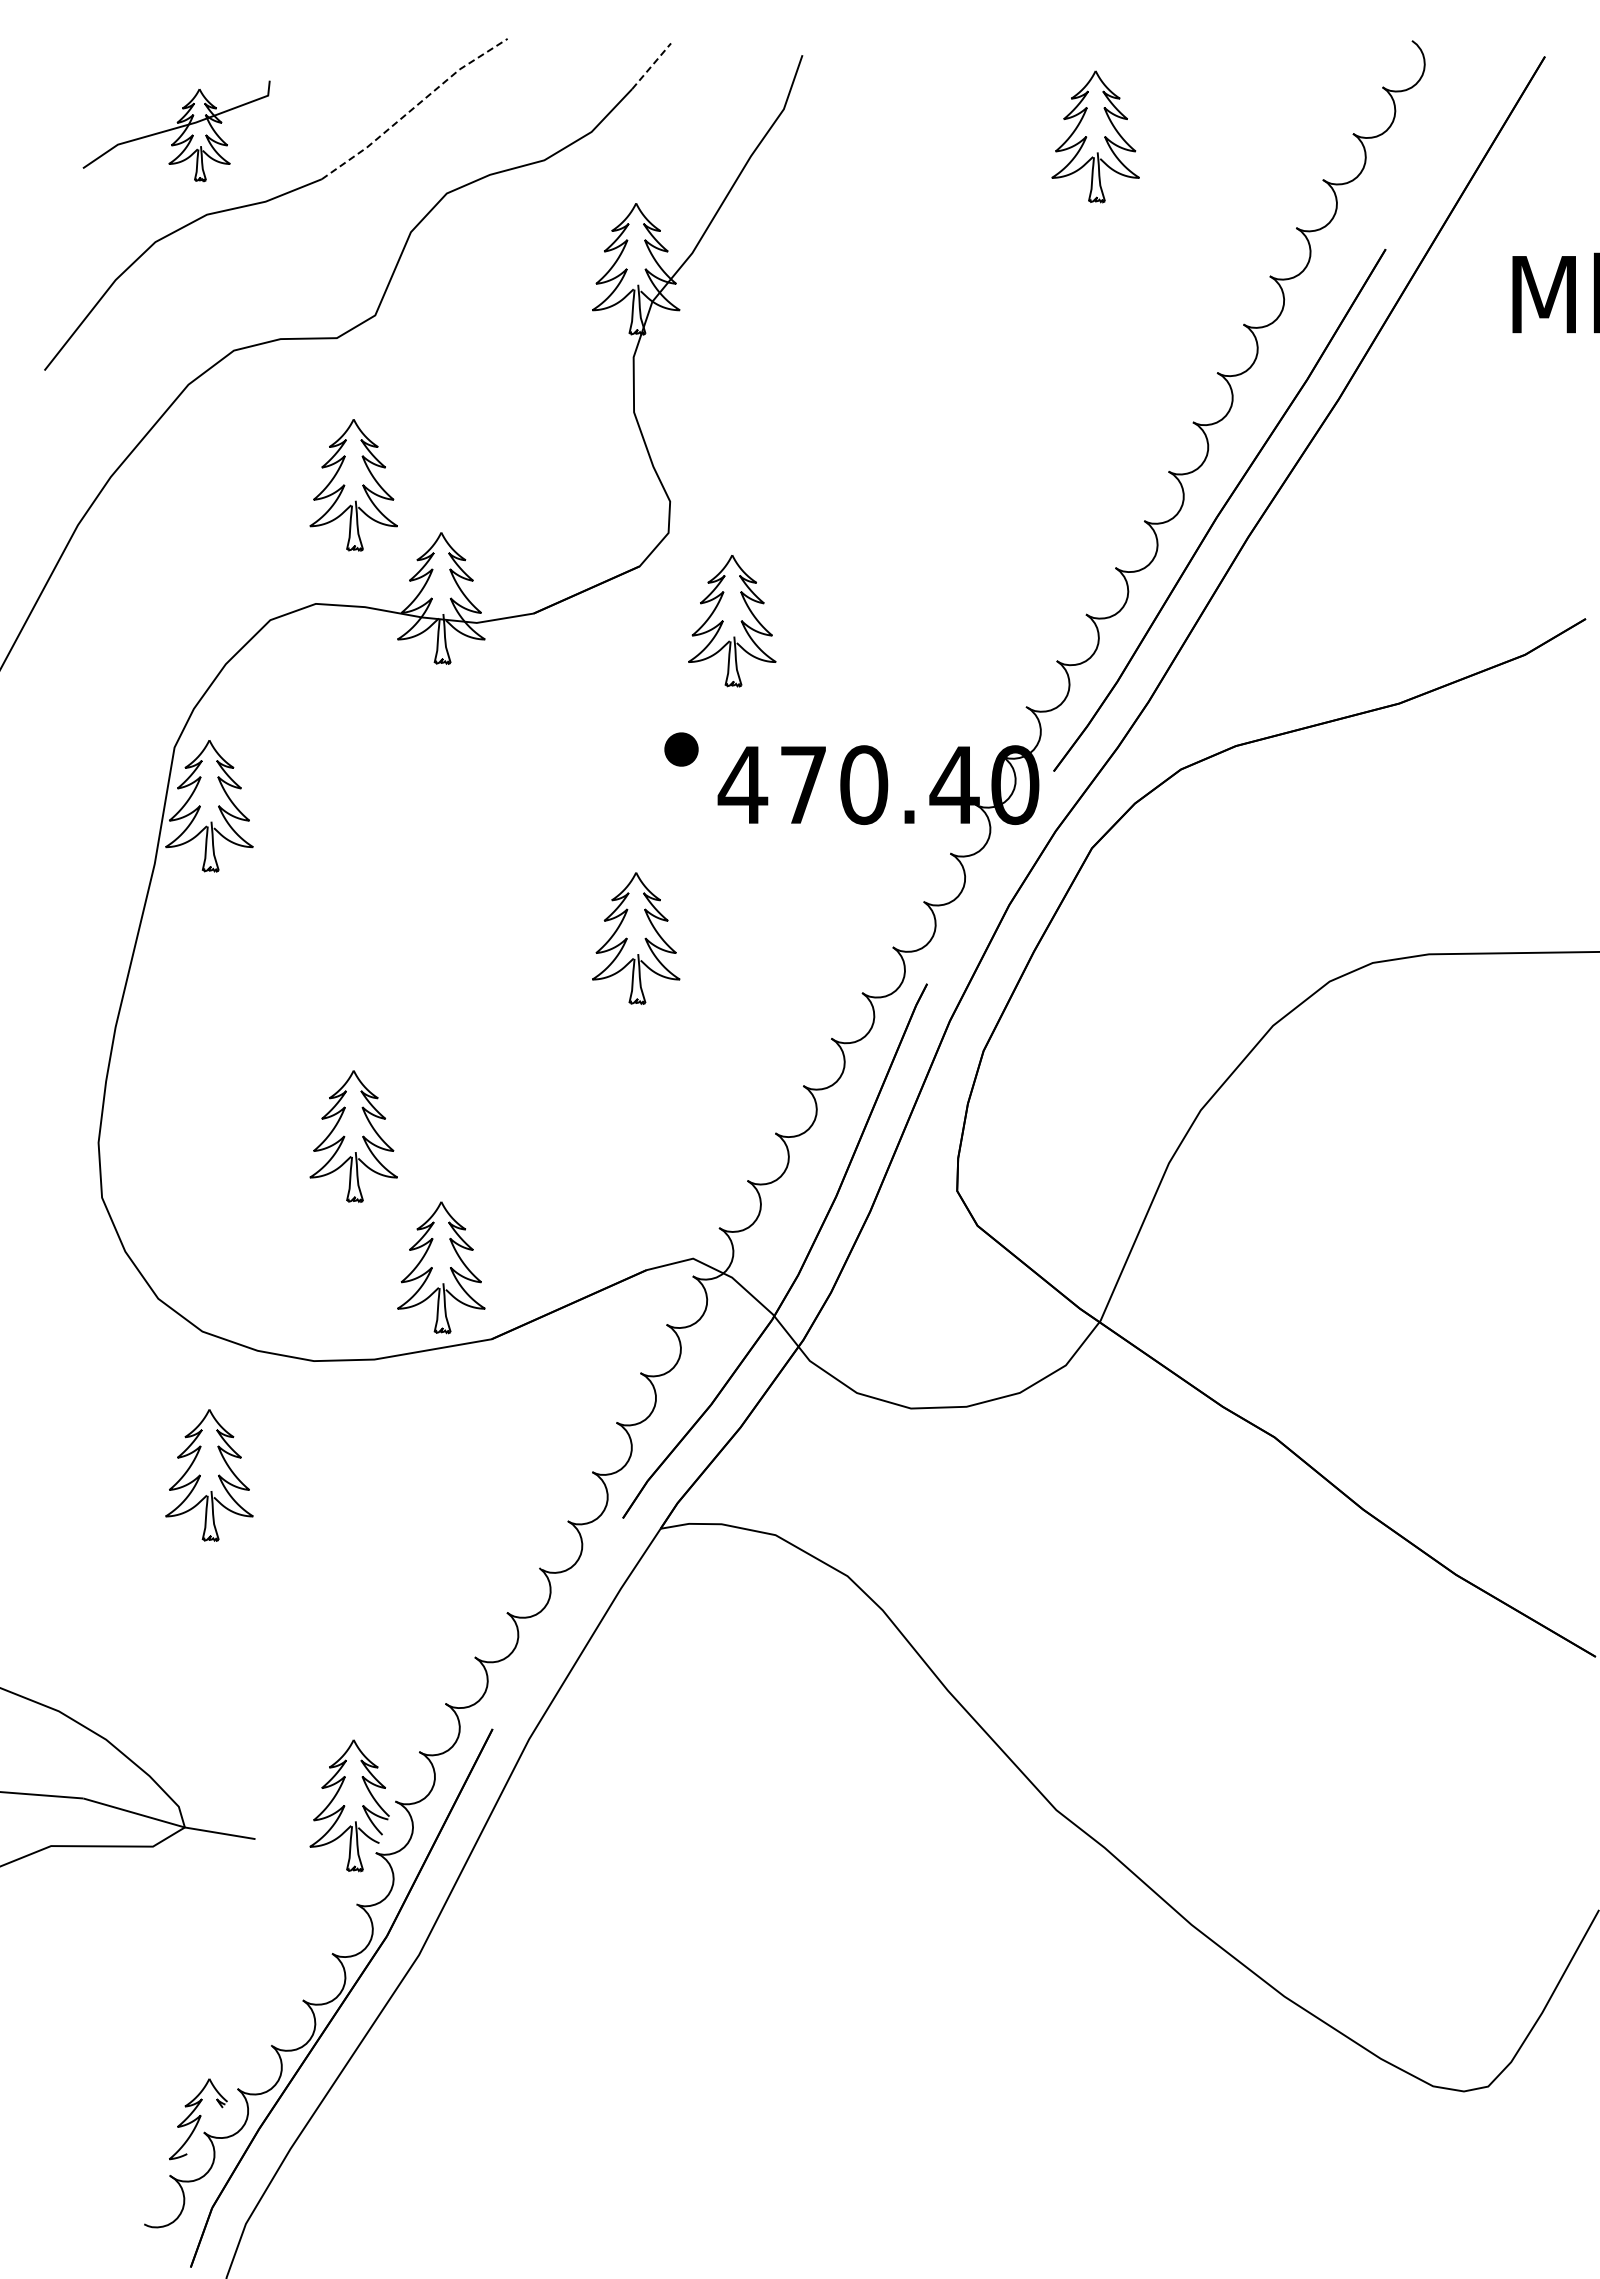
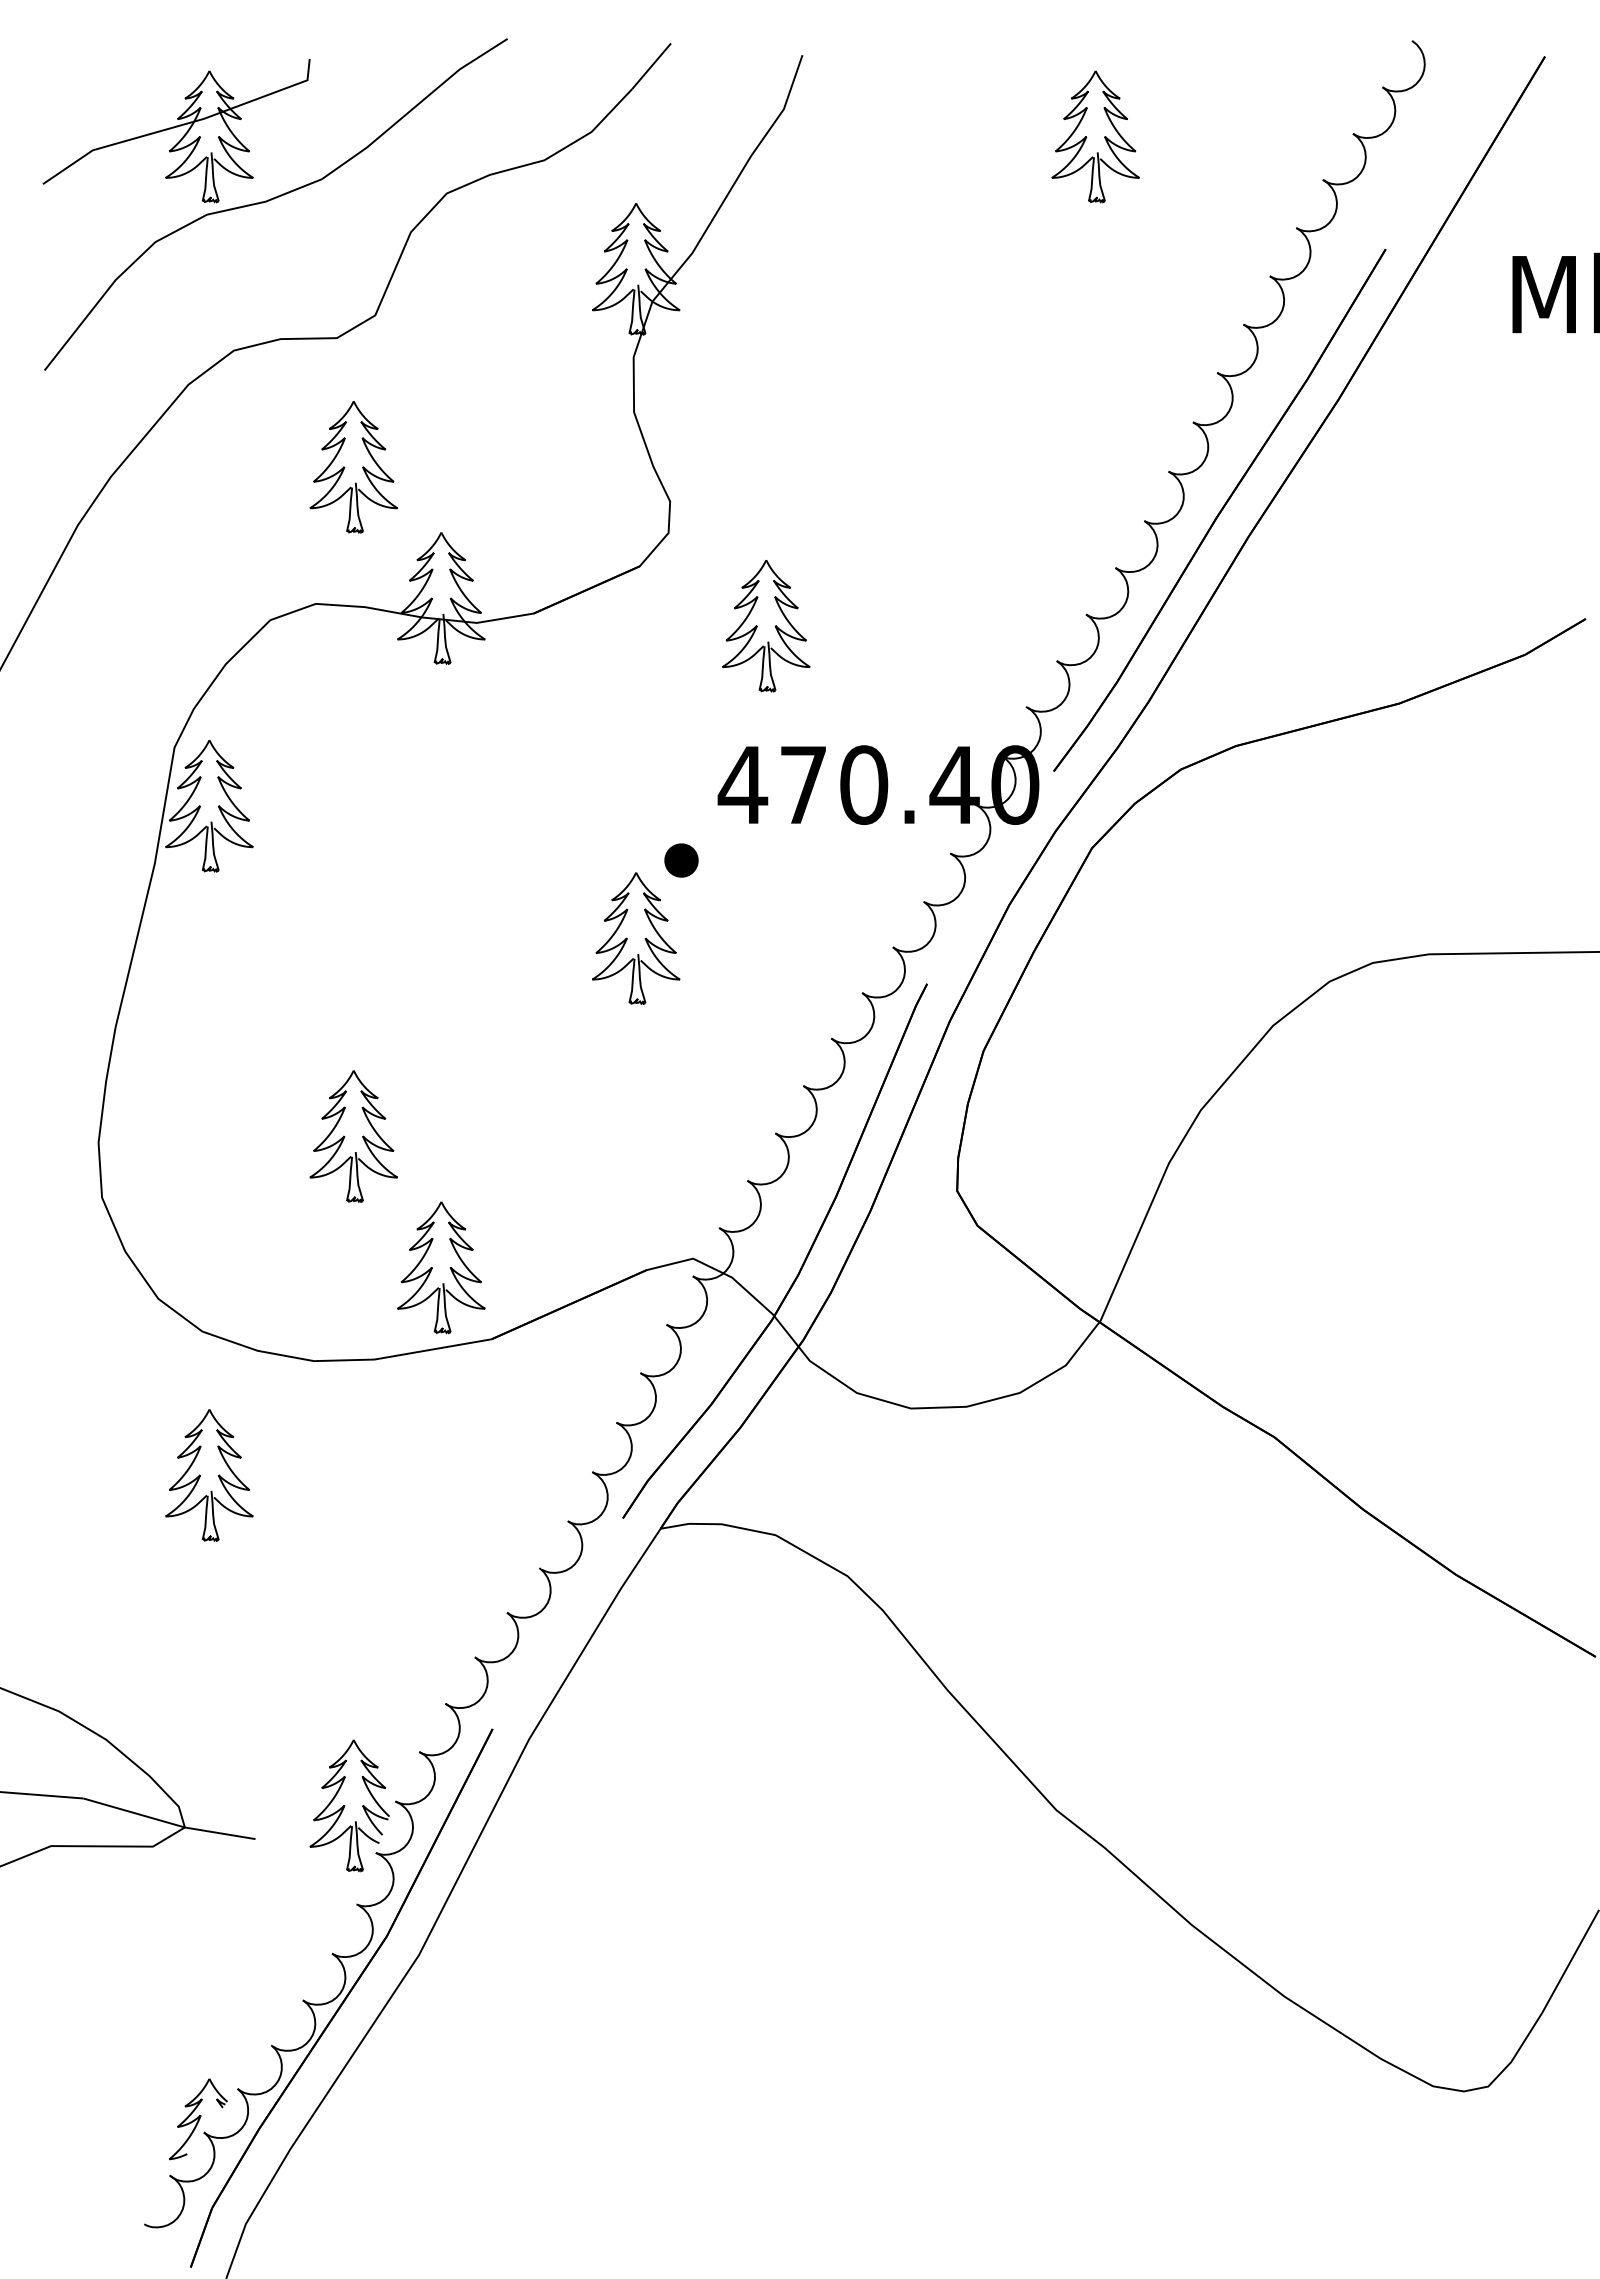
line: dashed -> solid (651, 66)
line: dashed -> solid (414, 107)
part size: 189x103 px -> 269x145 px (176, 131)
part position: (353, 485) -> (353, 467) (353, 467)
part position: (732, 621) -> (766, 626) (766, 626)
part position: (681, 749) -> (681, 860) (681, 860)
